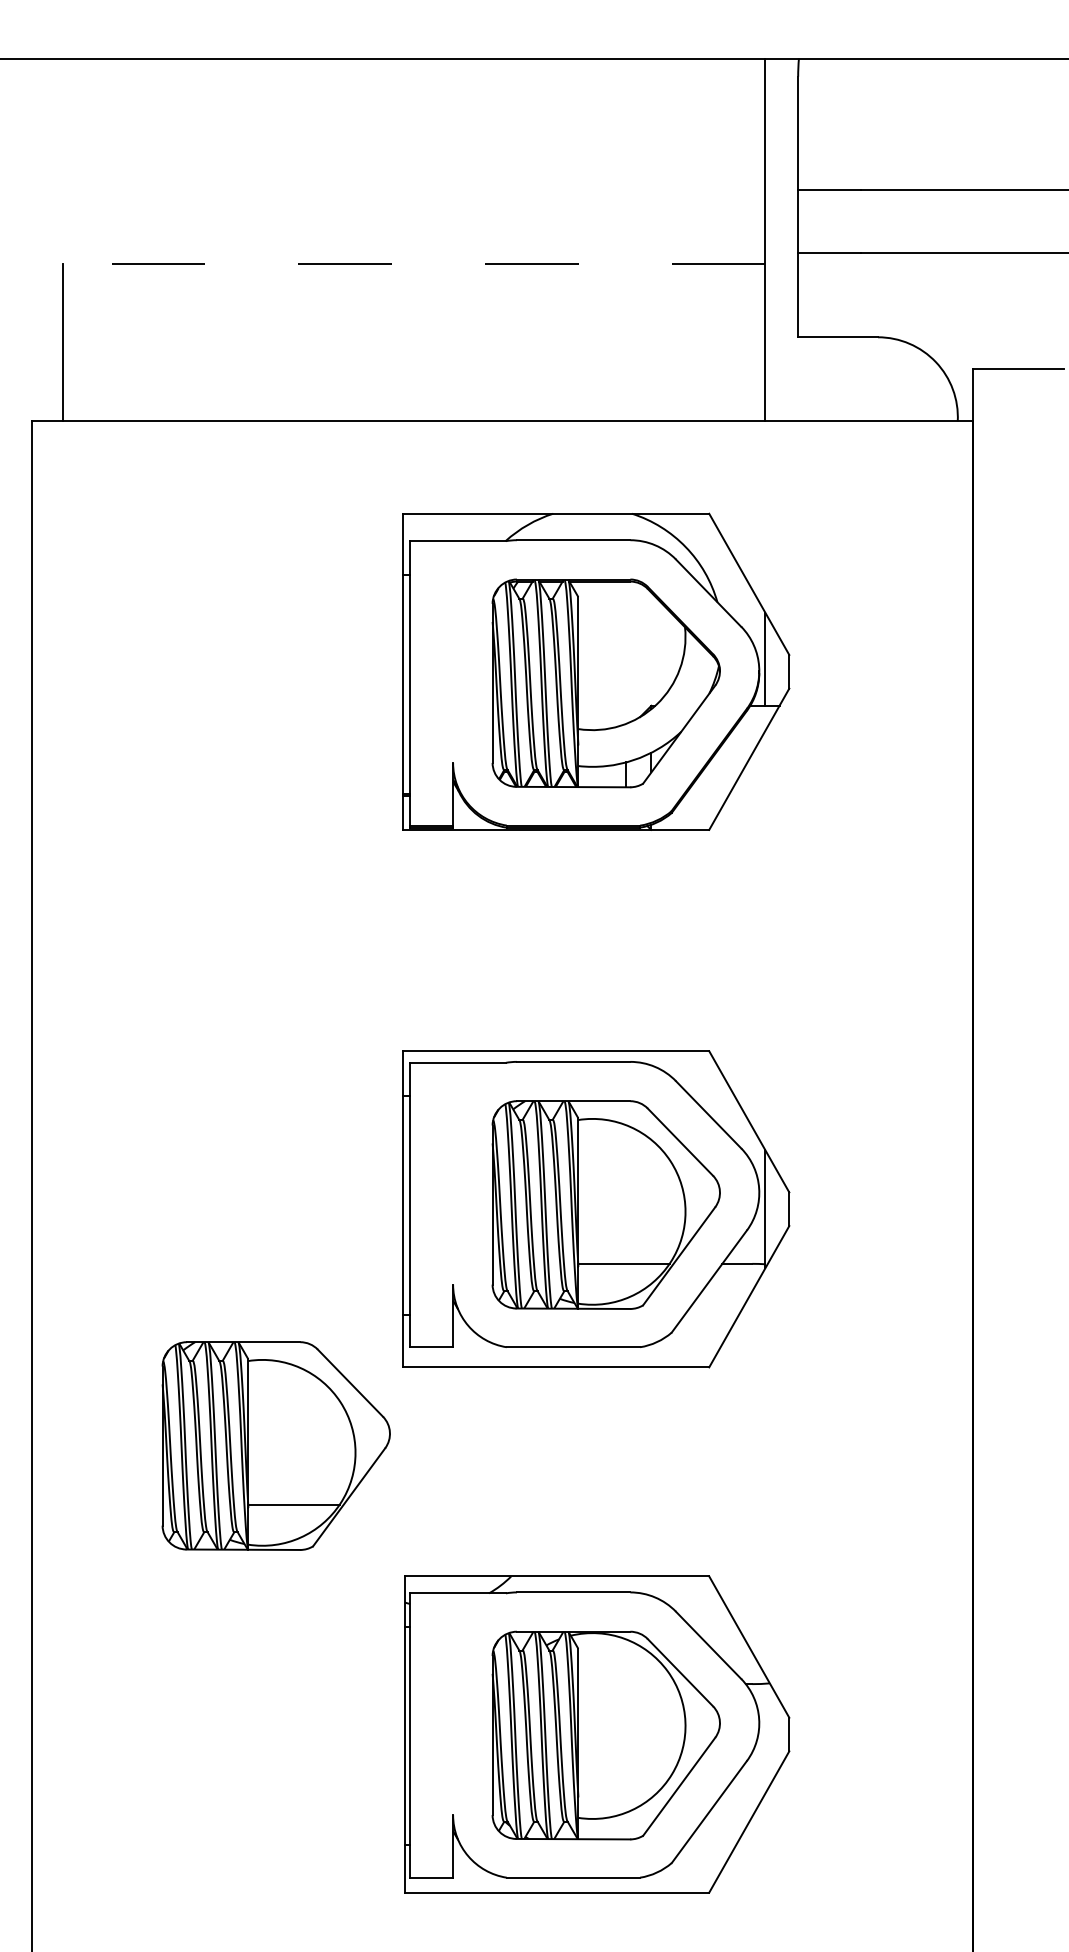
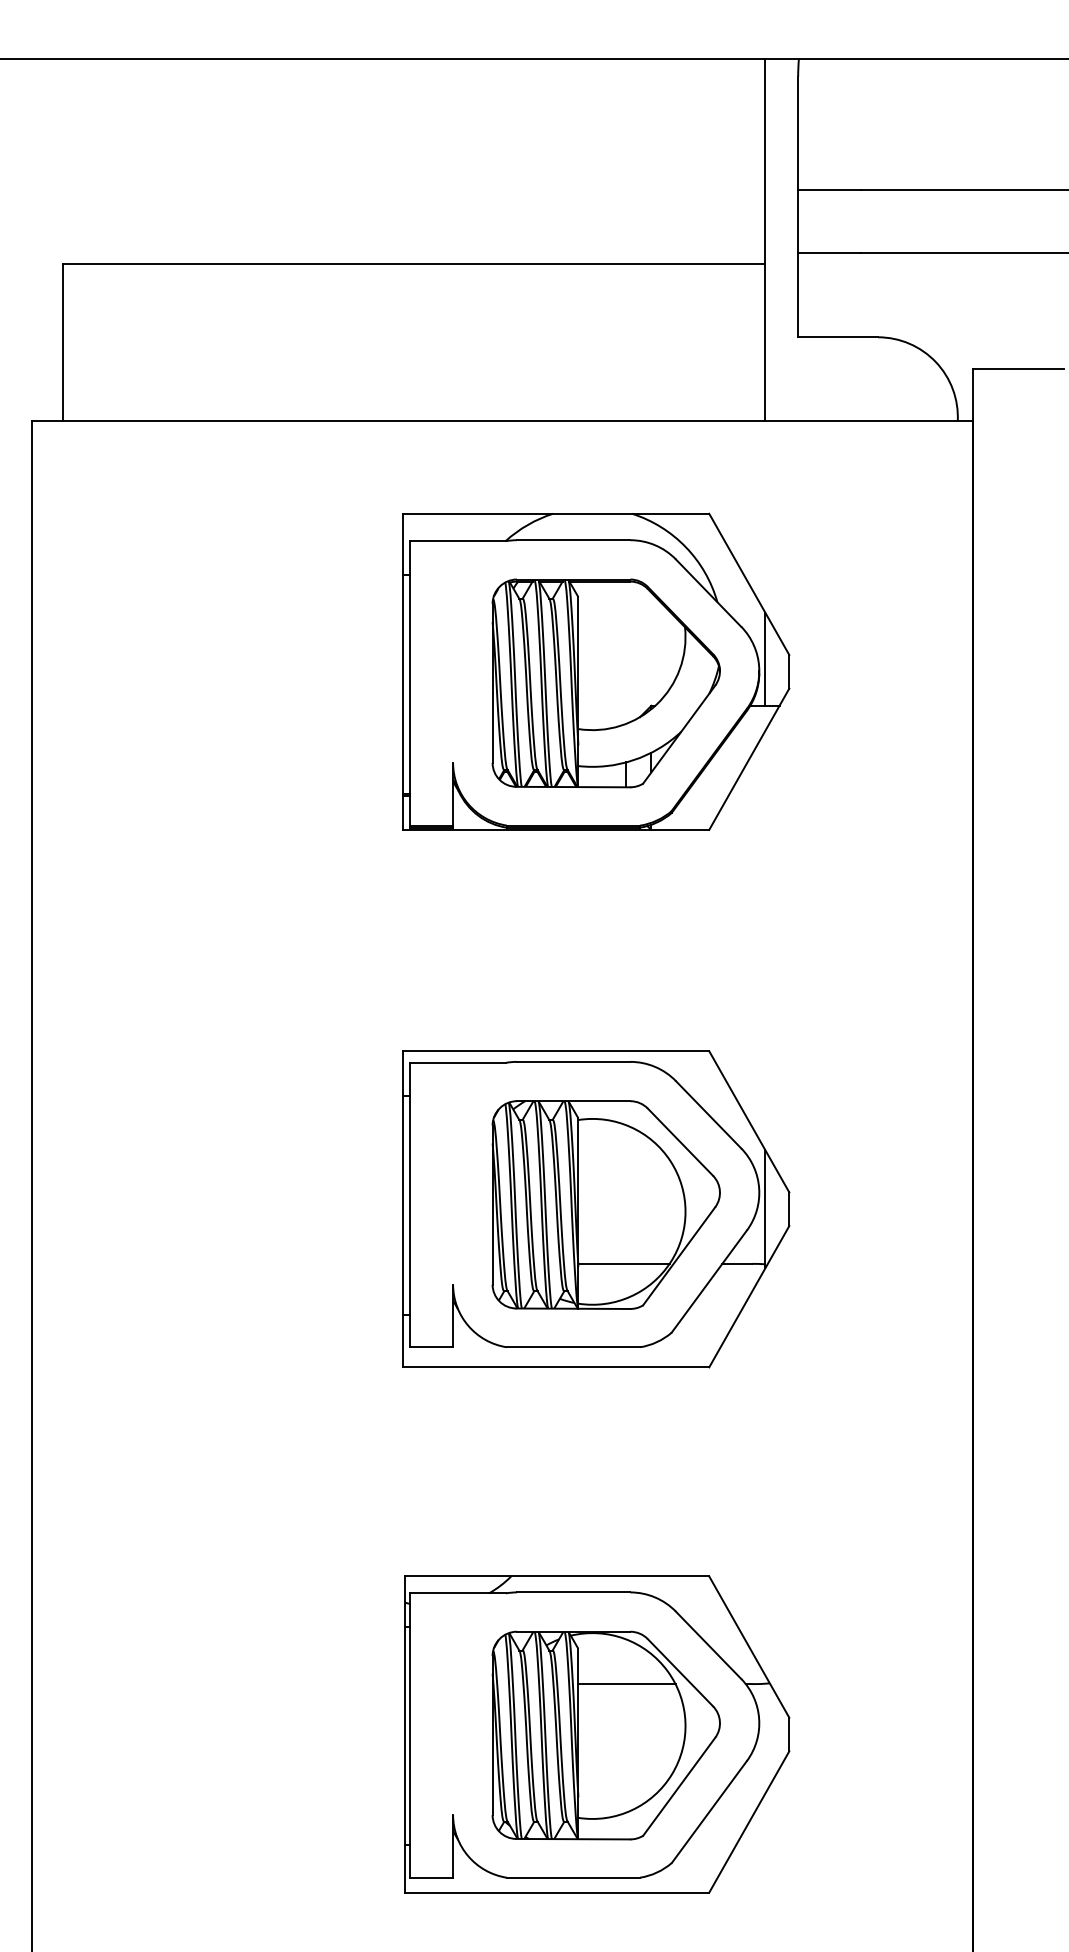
line: dashed -> solid (413, 263)
part: present -> none (275, 1445)
line: none -> present (626, 1684)
